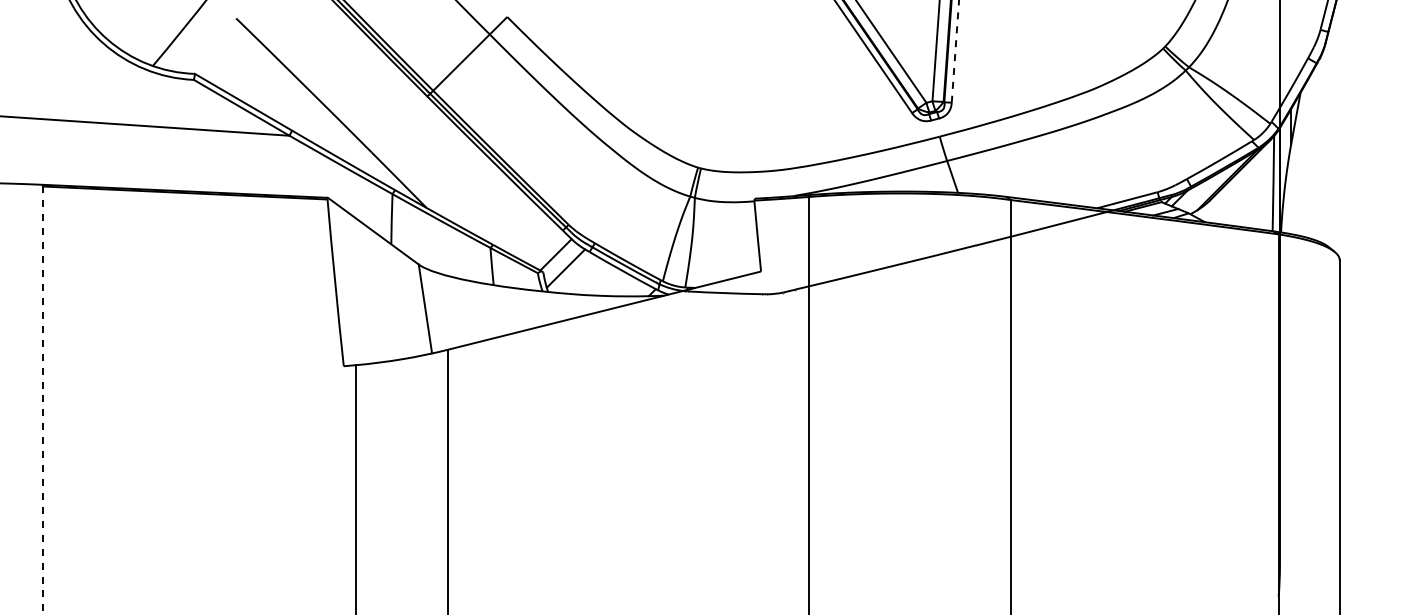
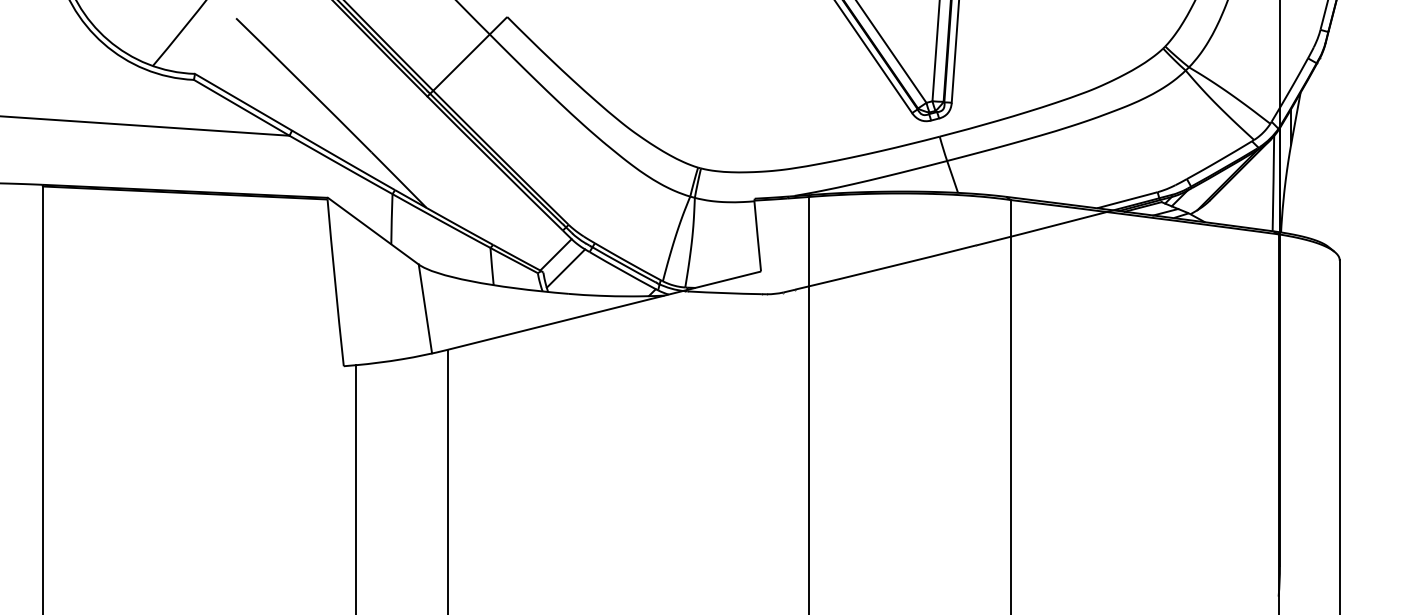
line: dashed -> solid (955, 51)
line: dashed -> solid (42, 400)
